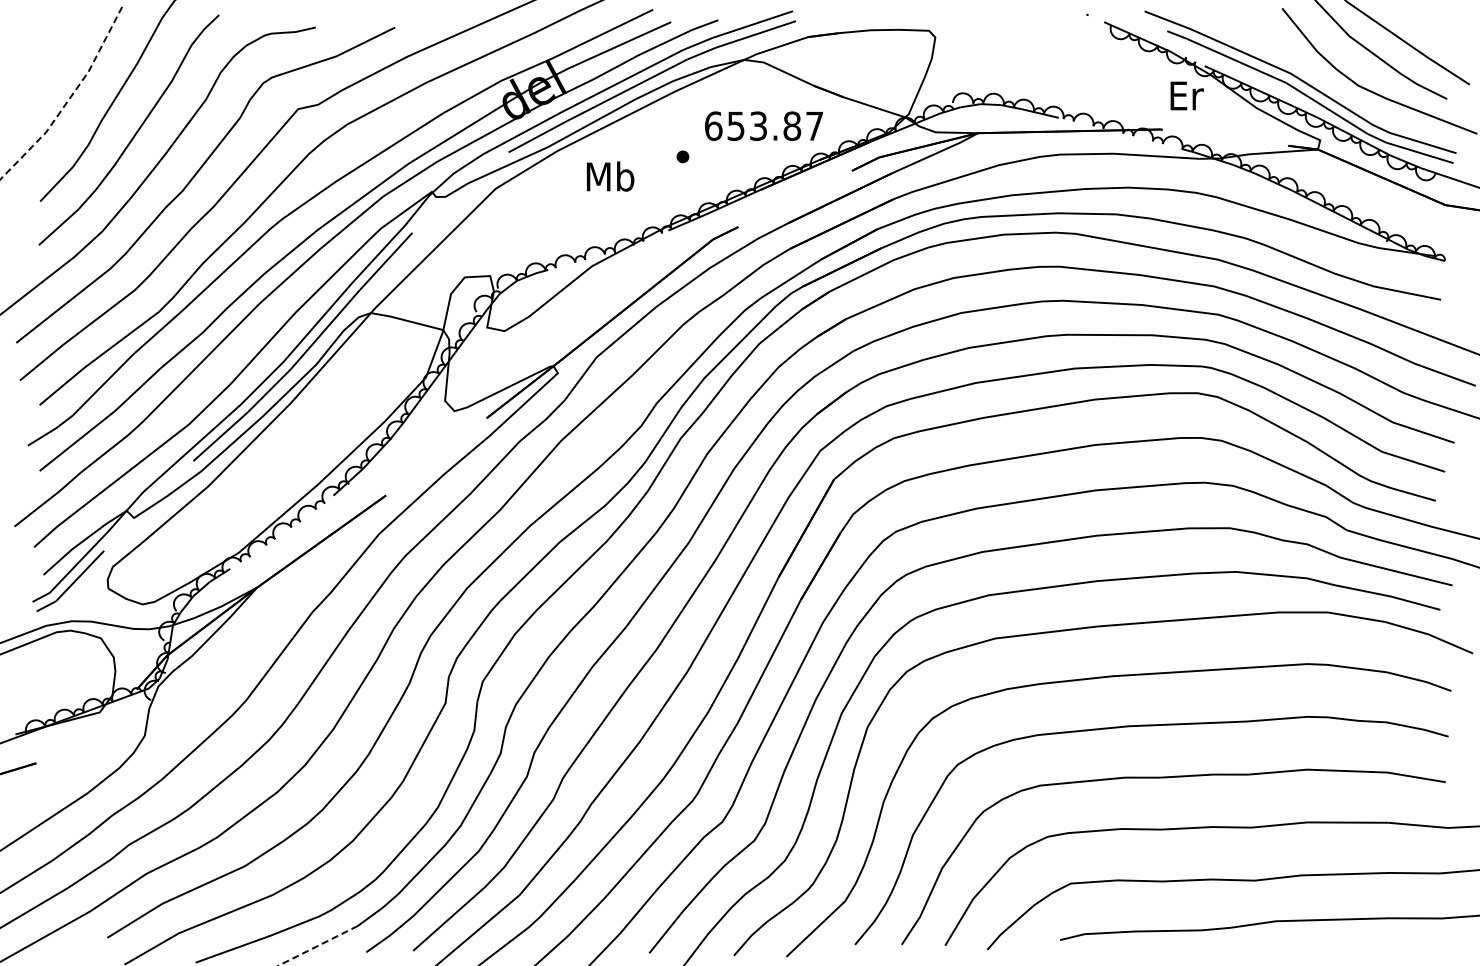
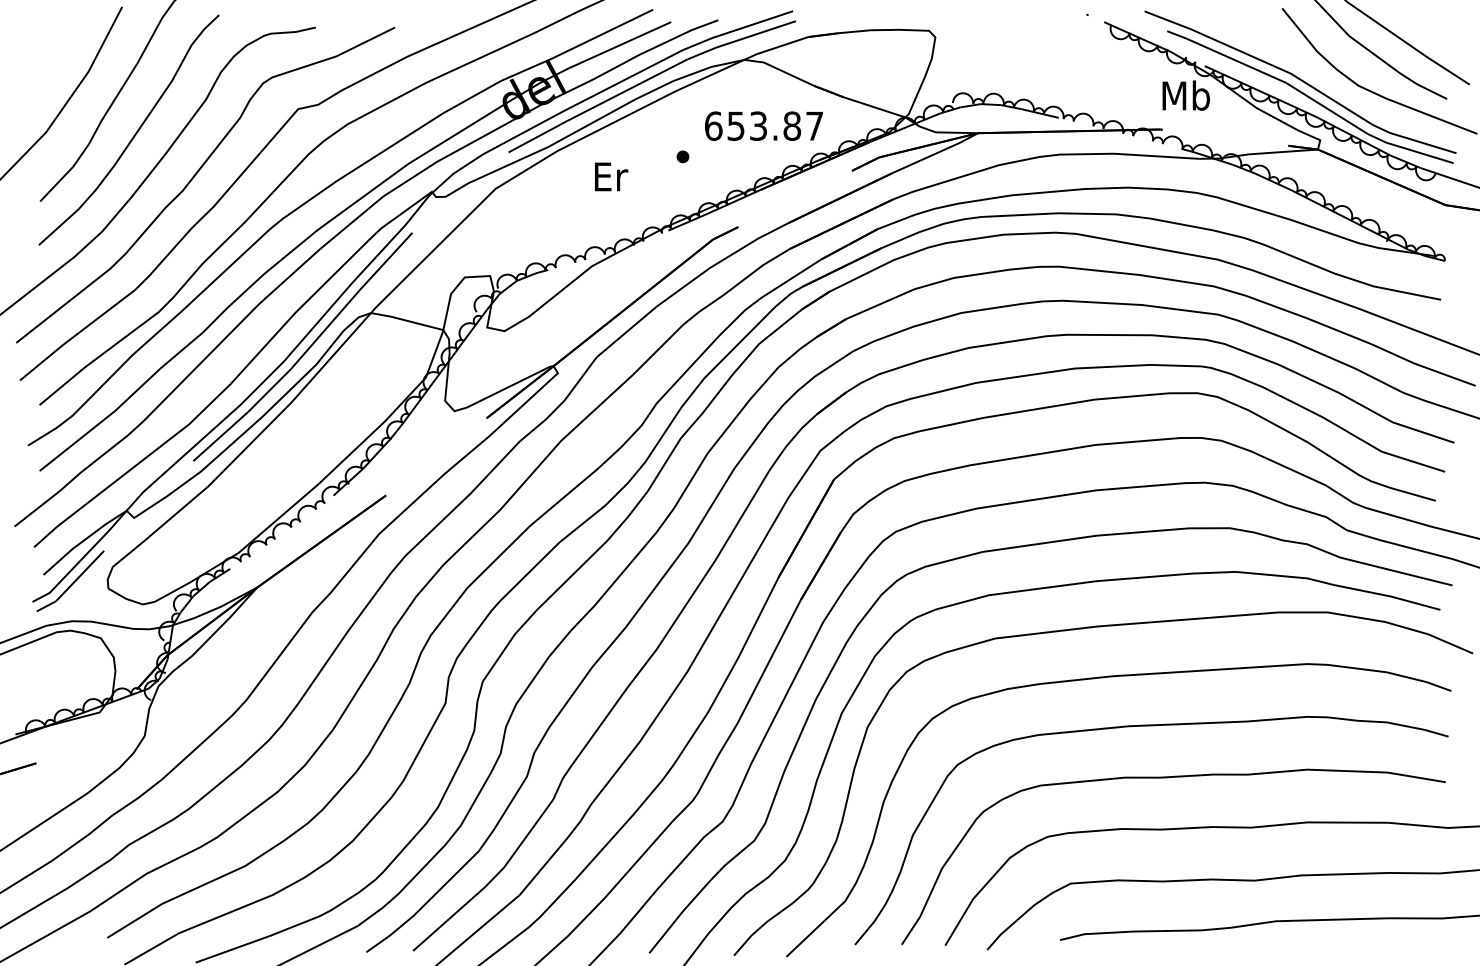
text: Er -> Mb (1186, 95)
line: dashed -> solid (69, 98)
text: Mb -> Er (610, 176)
line: dashed -> solid (317, 946)
